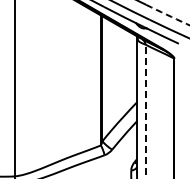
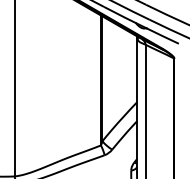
arc: dashed -> solid (168, 15)
line: dashed -> solid (145, 111)
